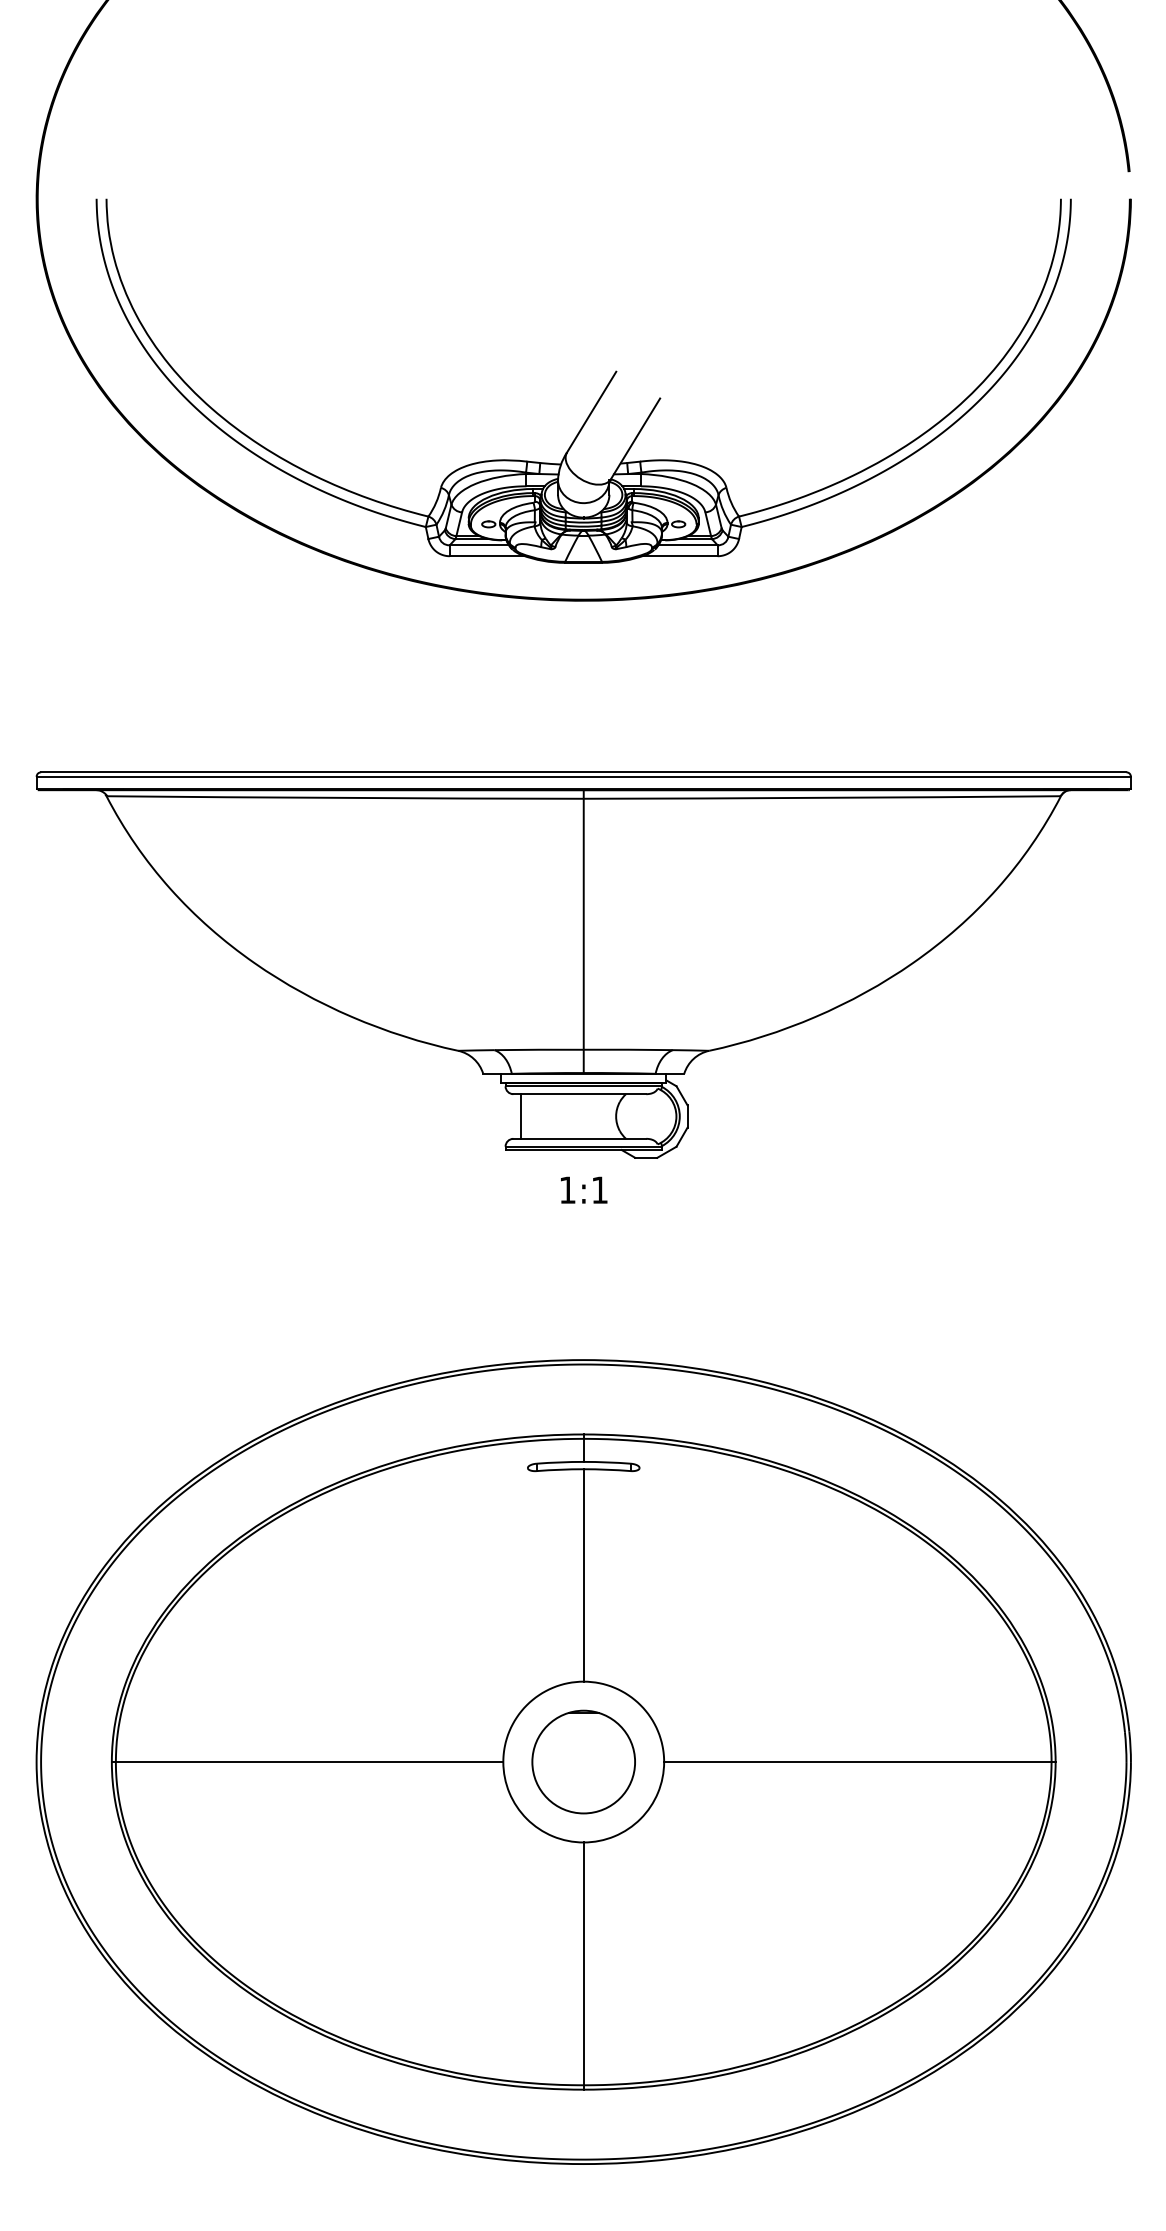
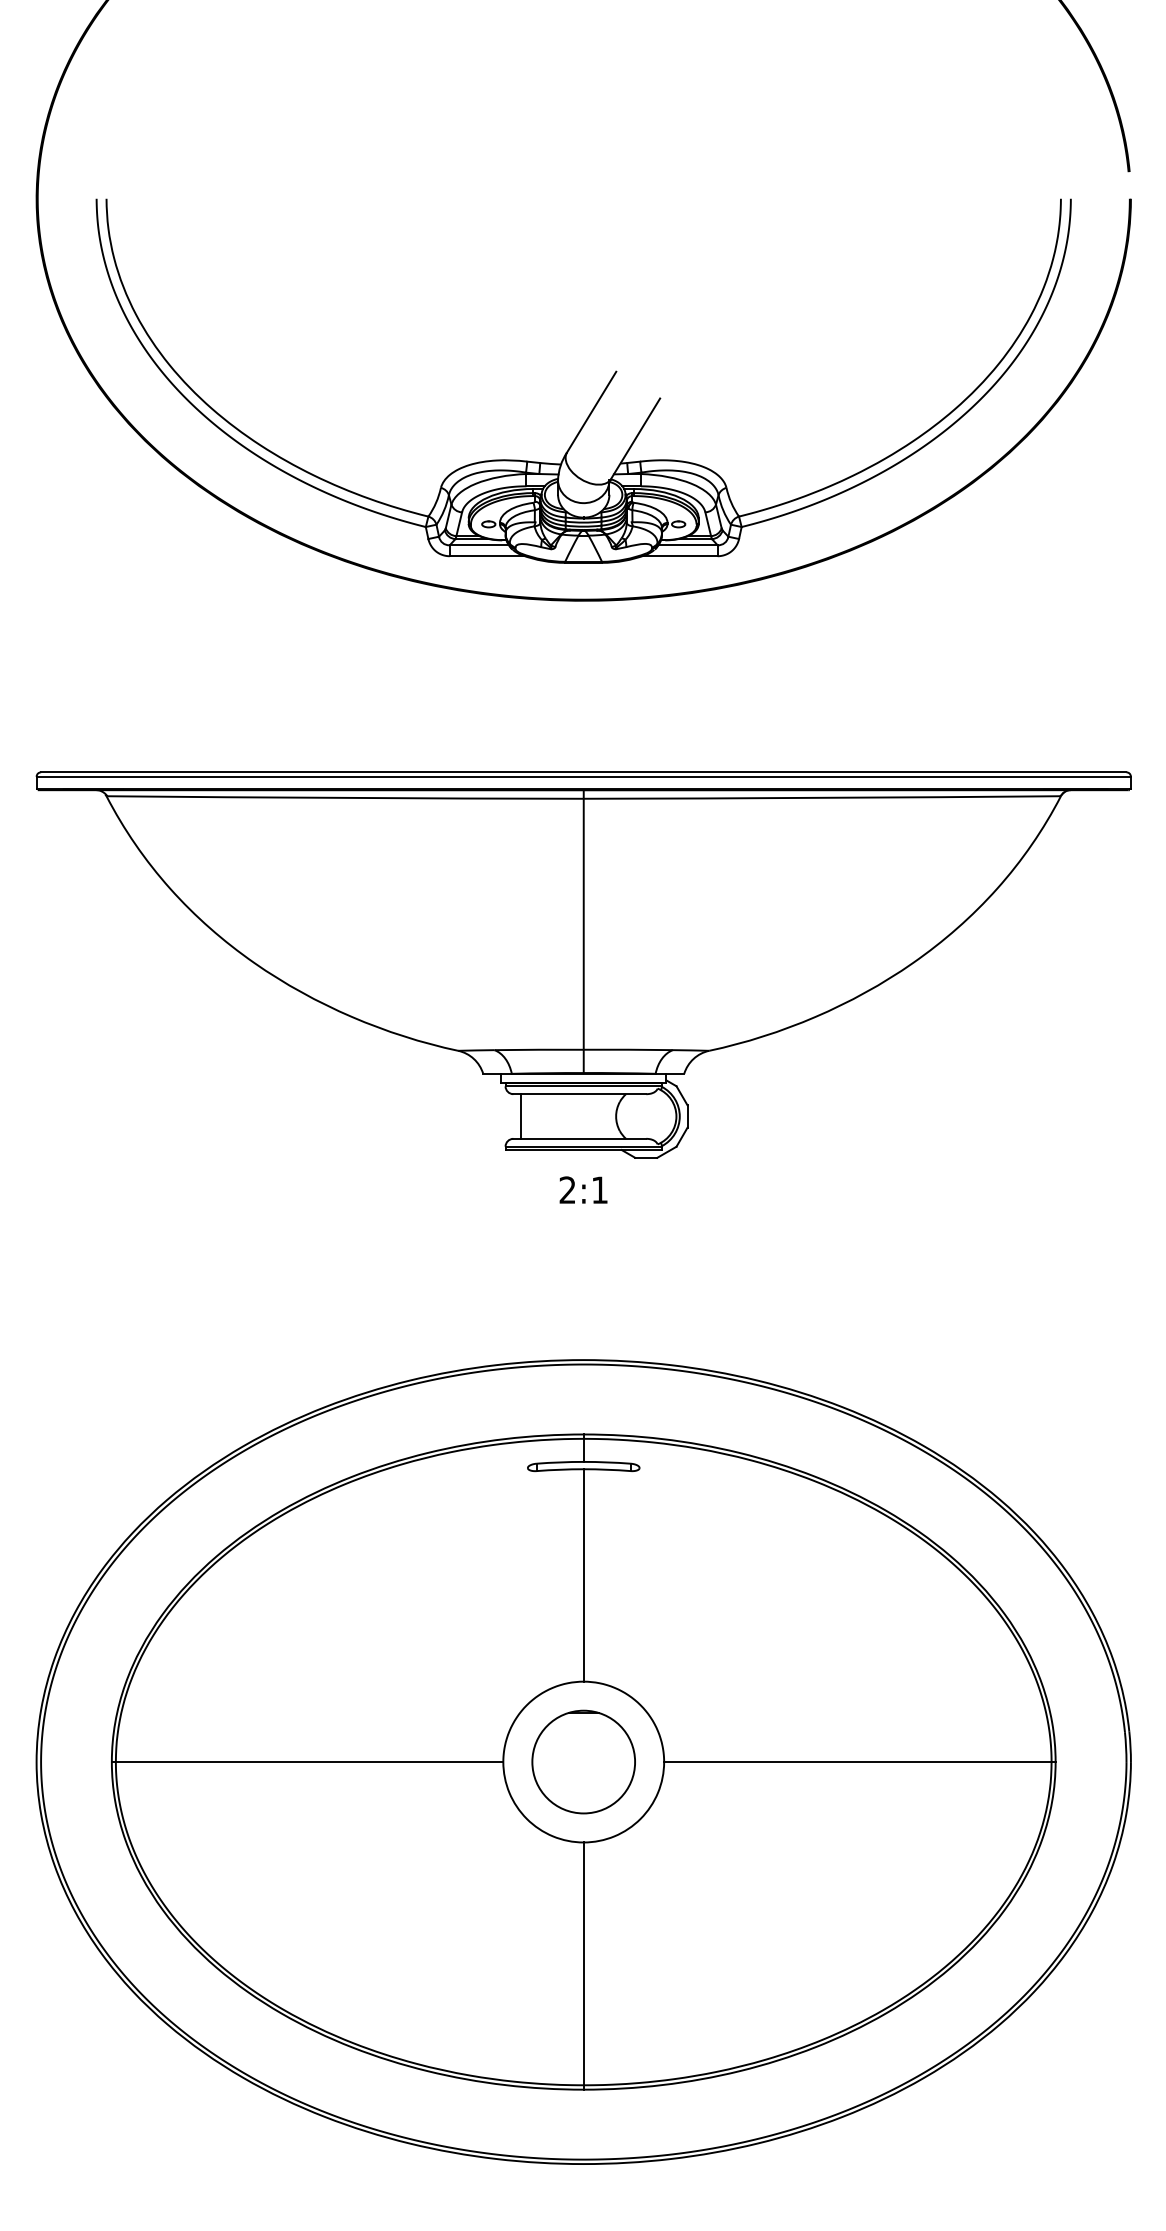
text: 1:1 -> 2:1 (567, 1189)
